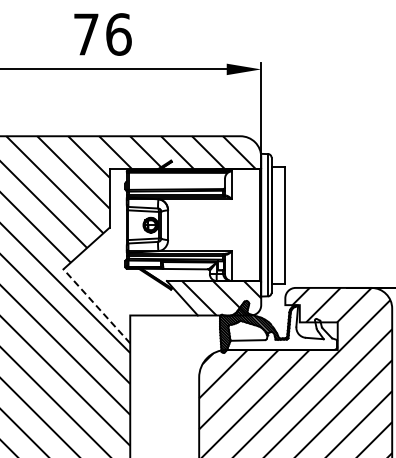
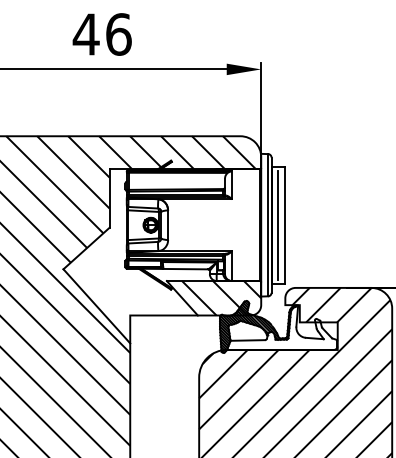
text: 76 -> 46 (85, 34)
line: none -> present (277, 224)
line: dashed -> solid (96, 306)
